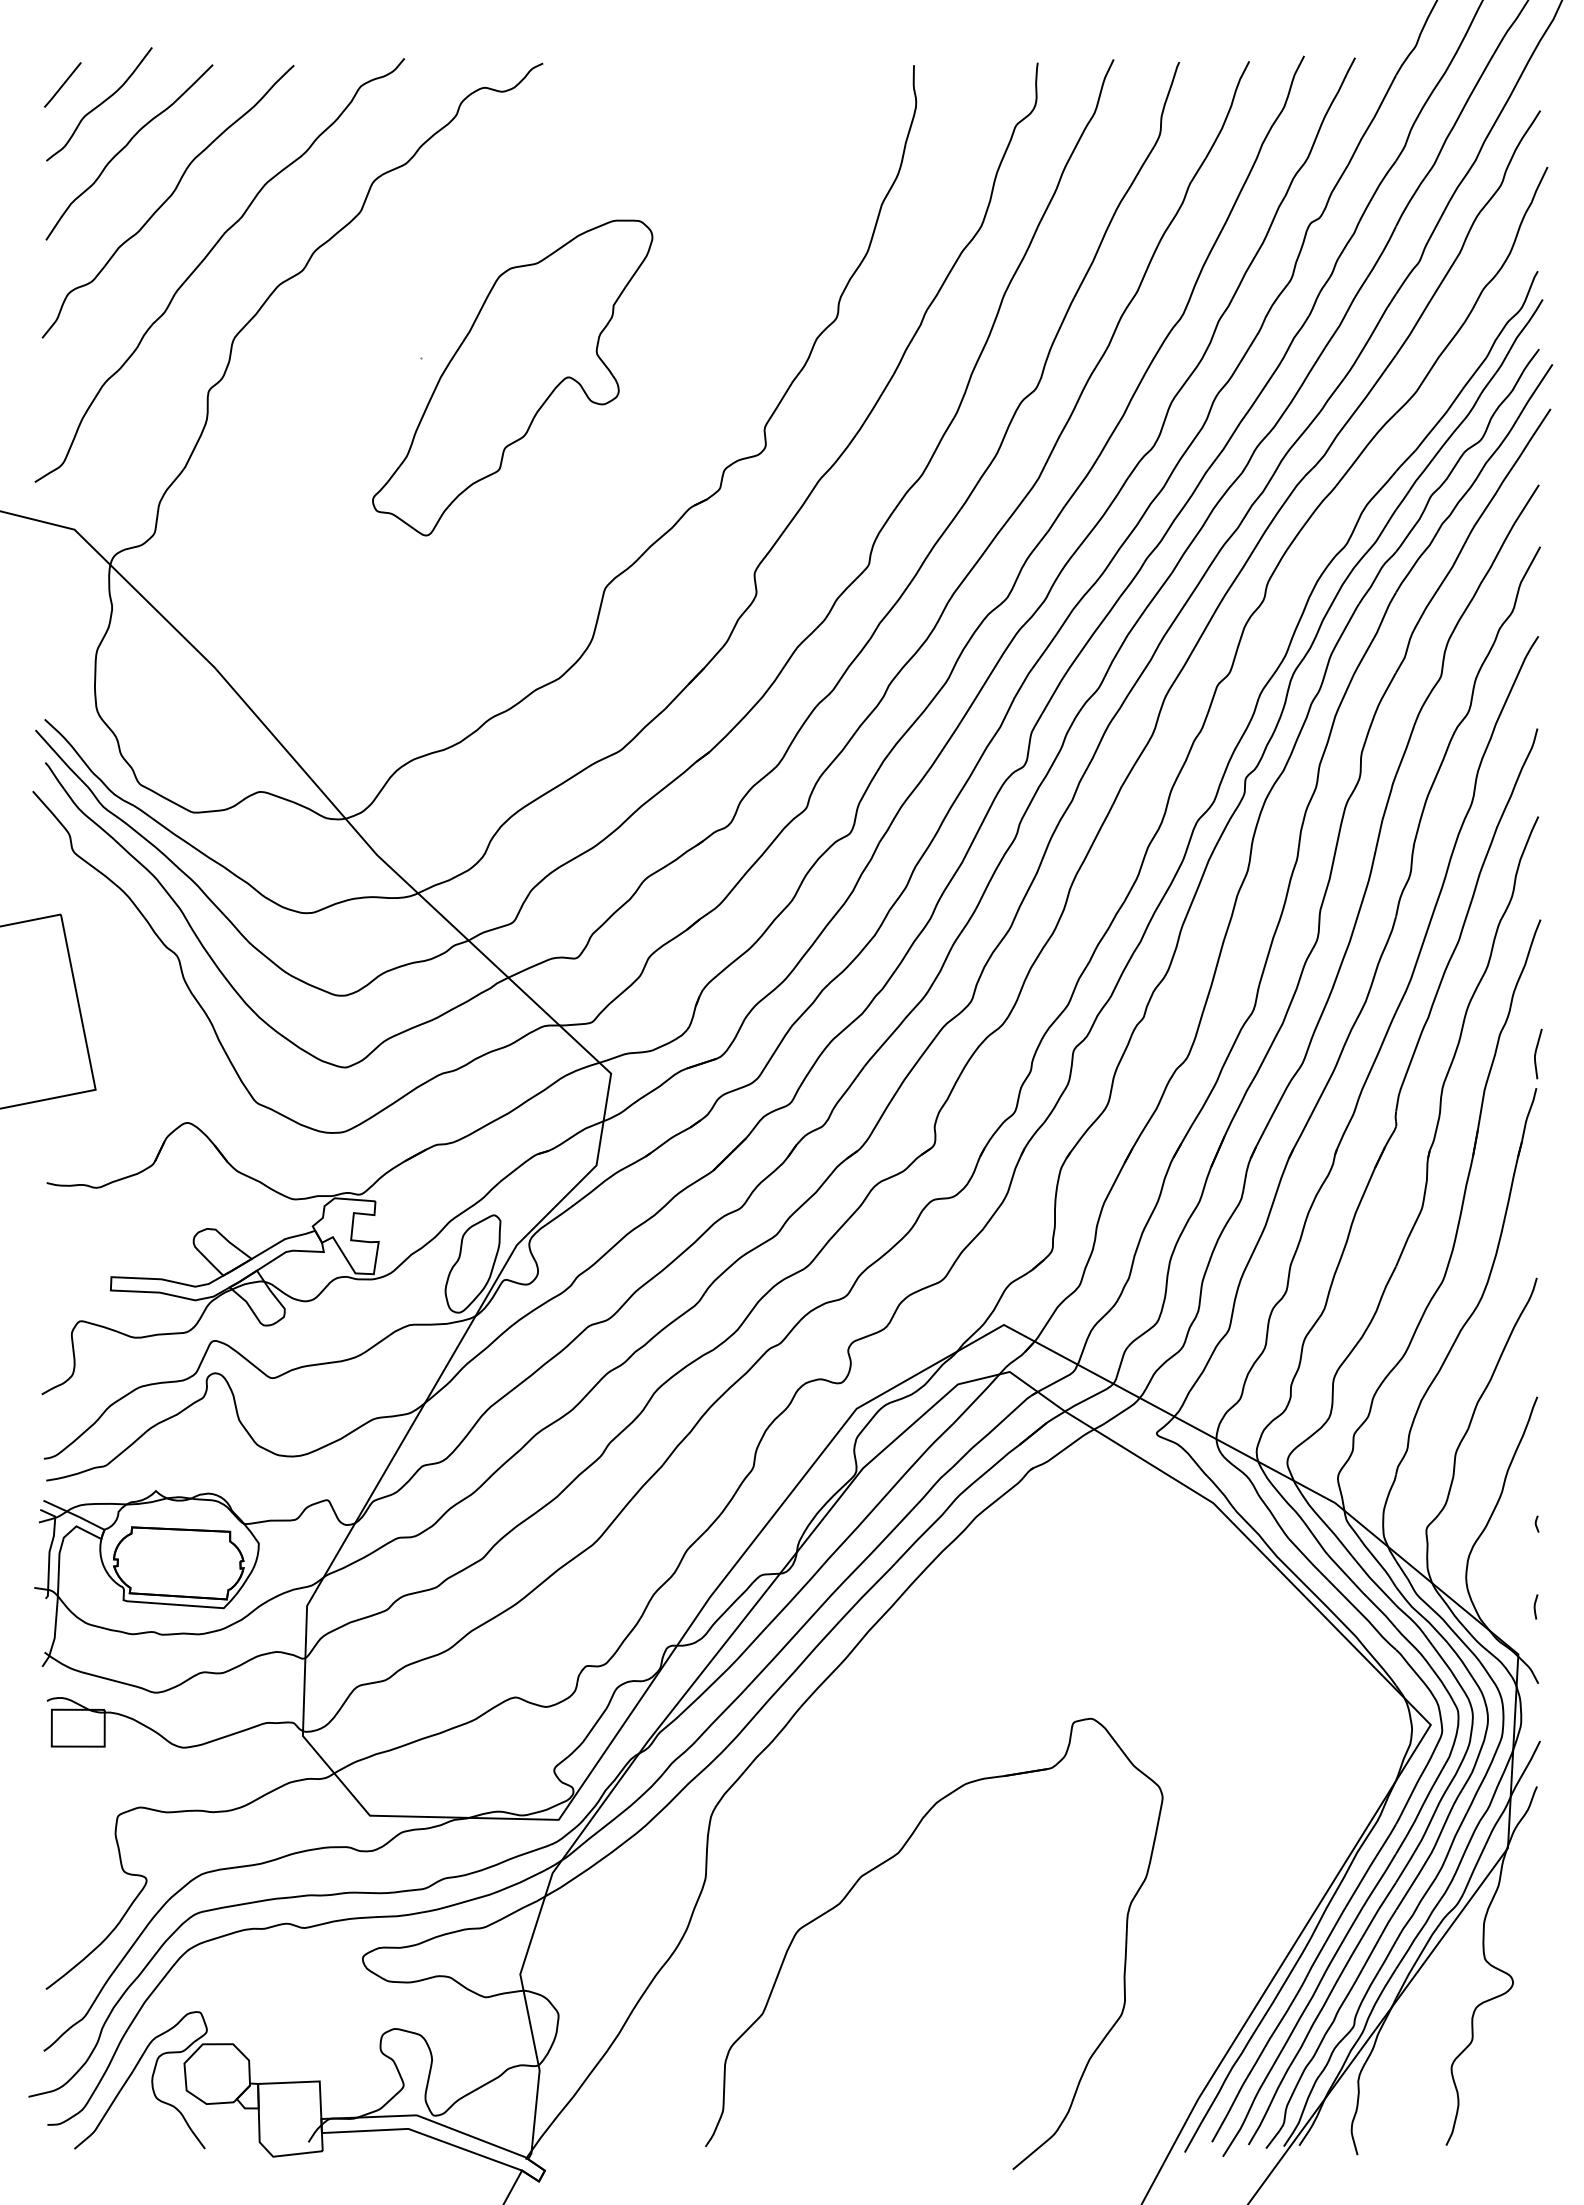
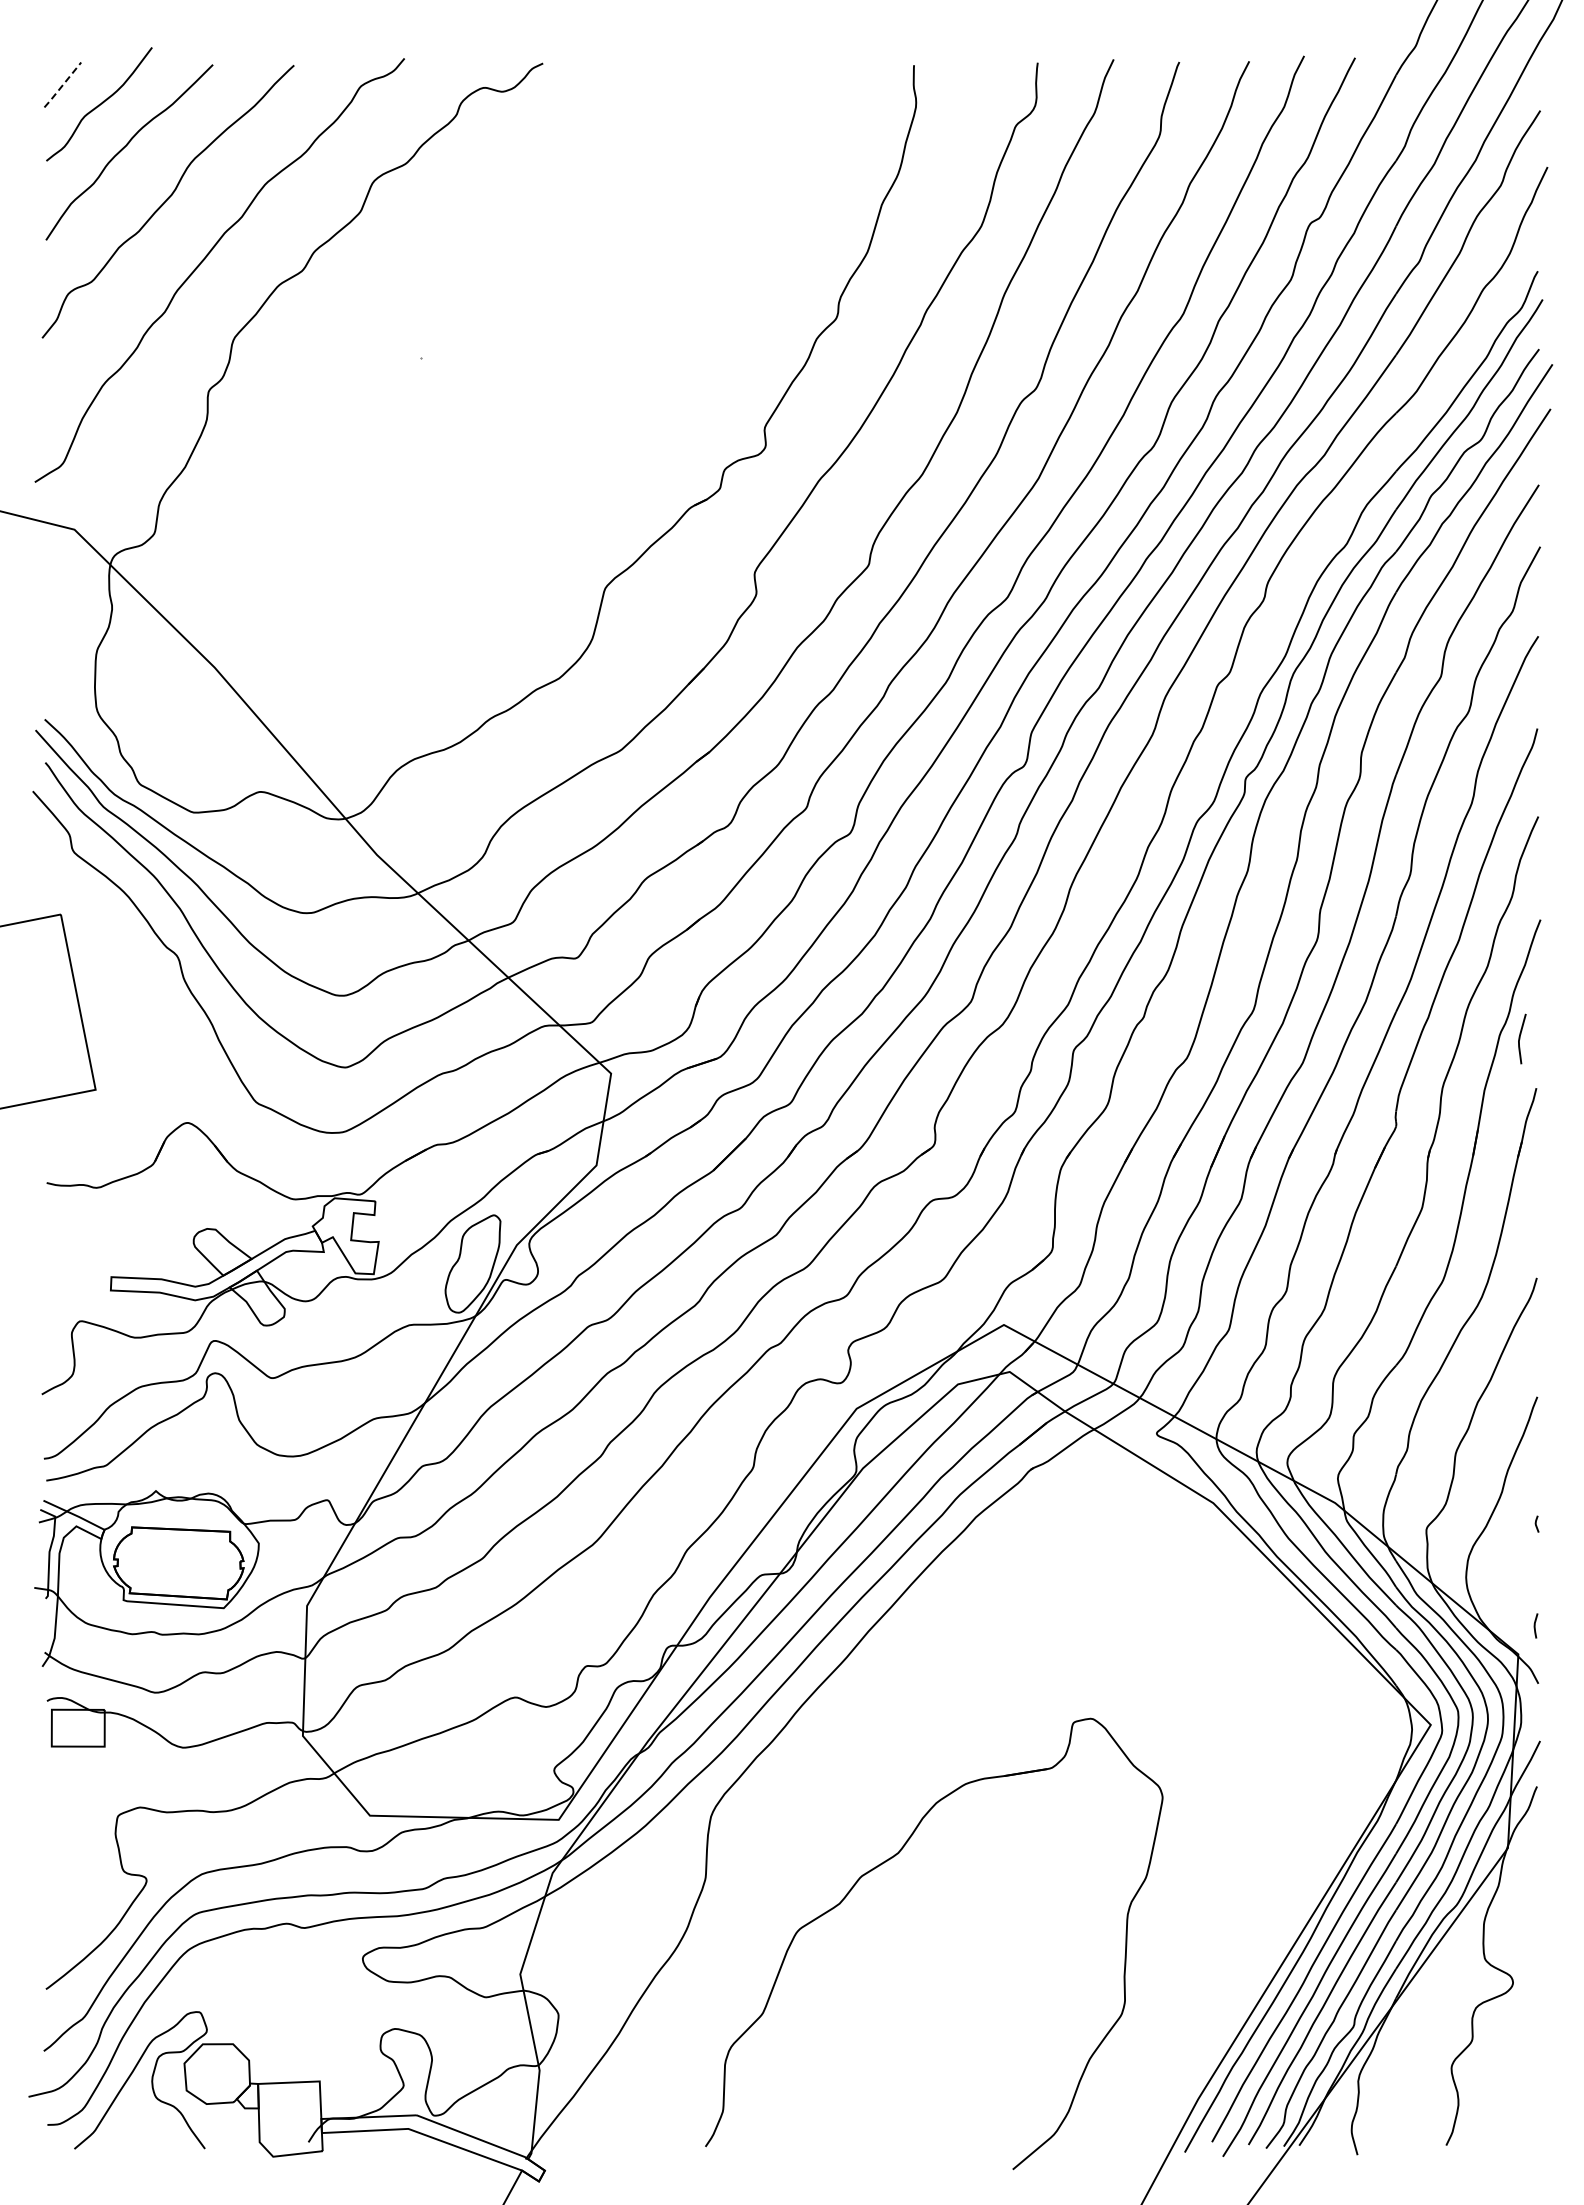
line: solid -> dashed (62, 85)
part: present -> none (512, 377)
line position: (1536, 1053) -> (1520, 1038) (1520, 1038)
line position: (1535, 1606) -> (1535, 1625) (1535, 1625)
